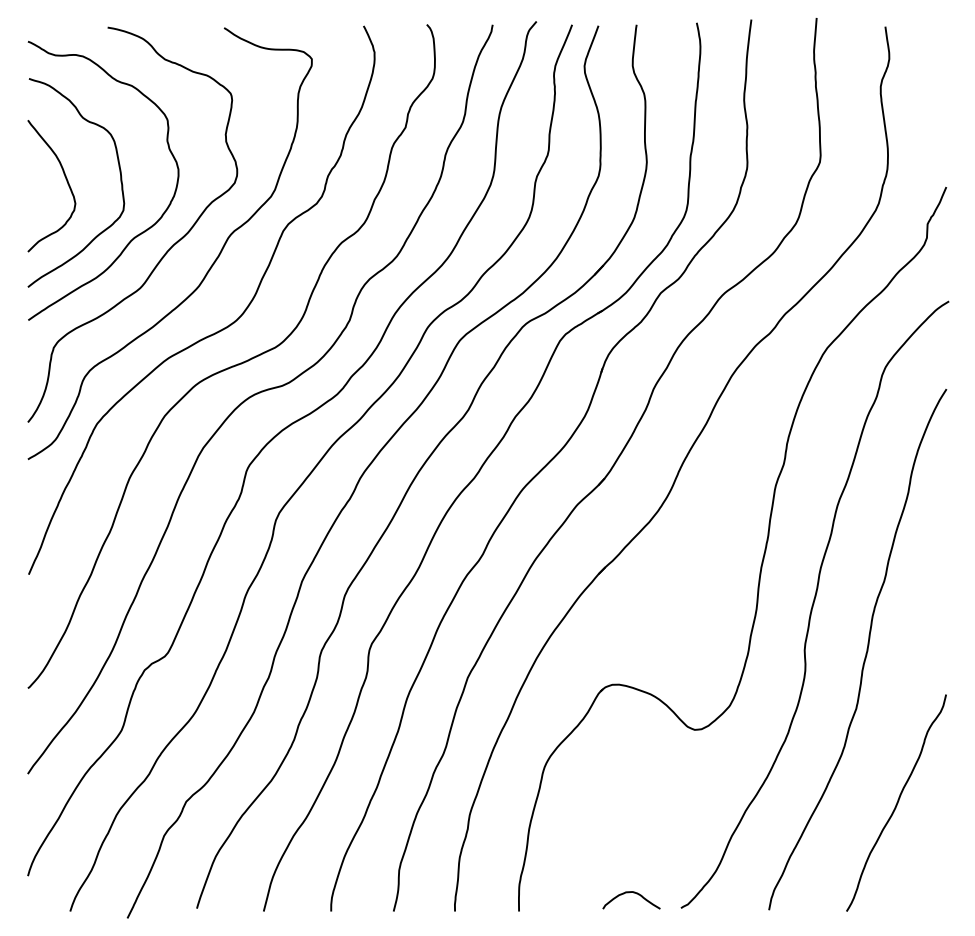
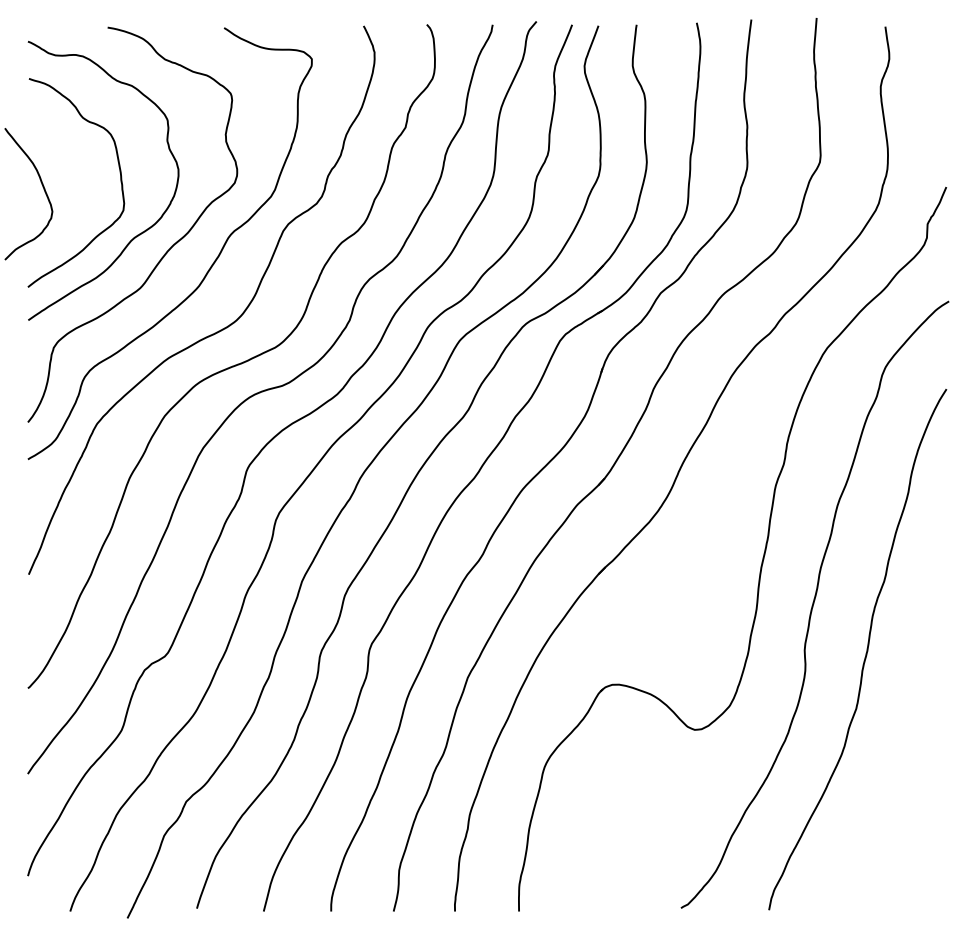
curve position: (65, 179) -> (42, 187) (42, 187)
curve: present -> none (896, 802)
curve: present -> none (629, 893)
